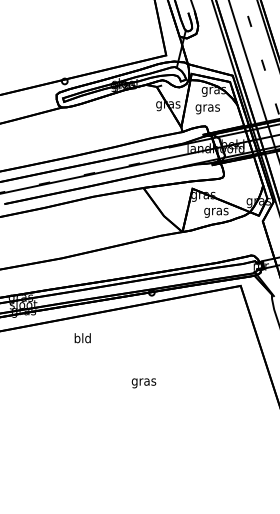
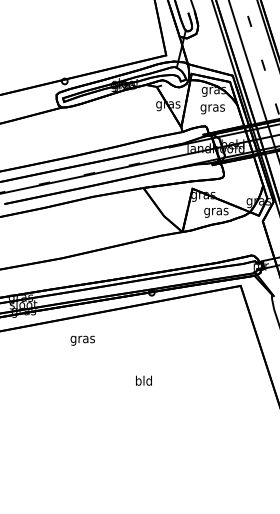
text position: (207, 109) -> (212, 109) (212, 109)
text: bld -> gras (82, 339)
text: gras -> bld (143, 381)
